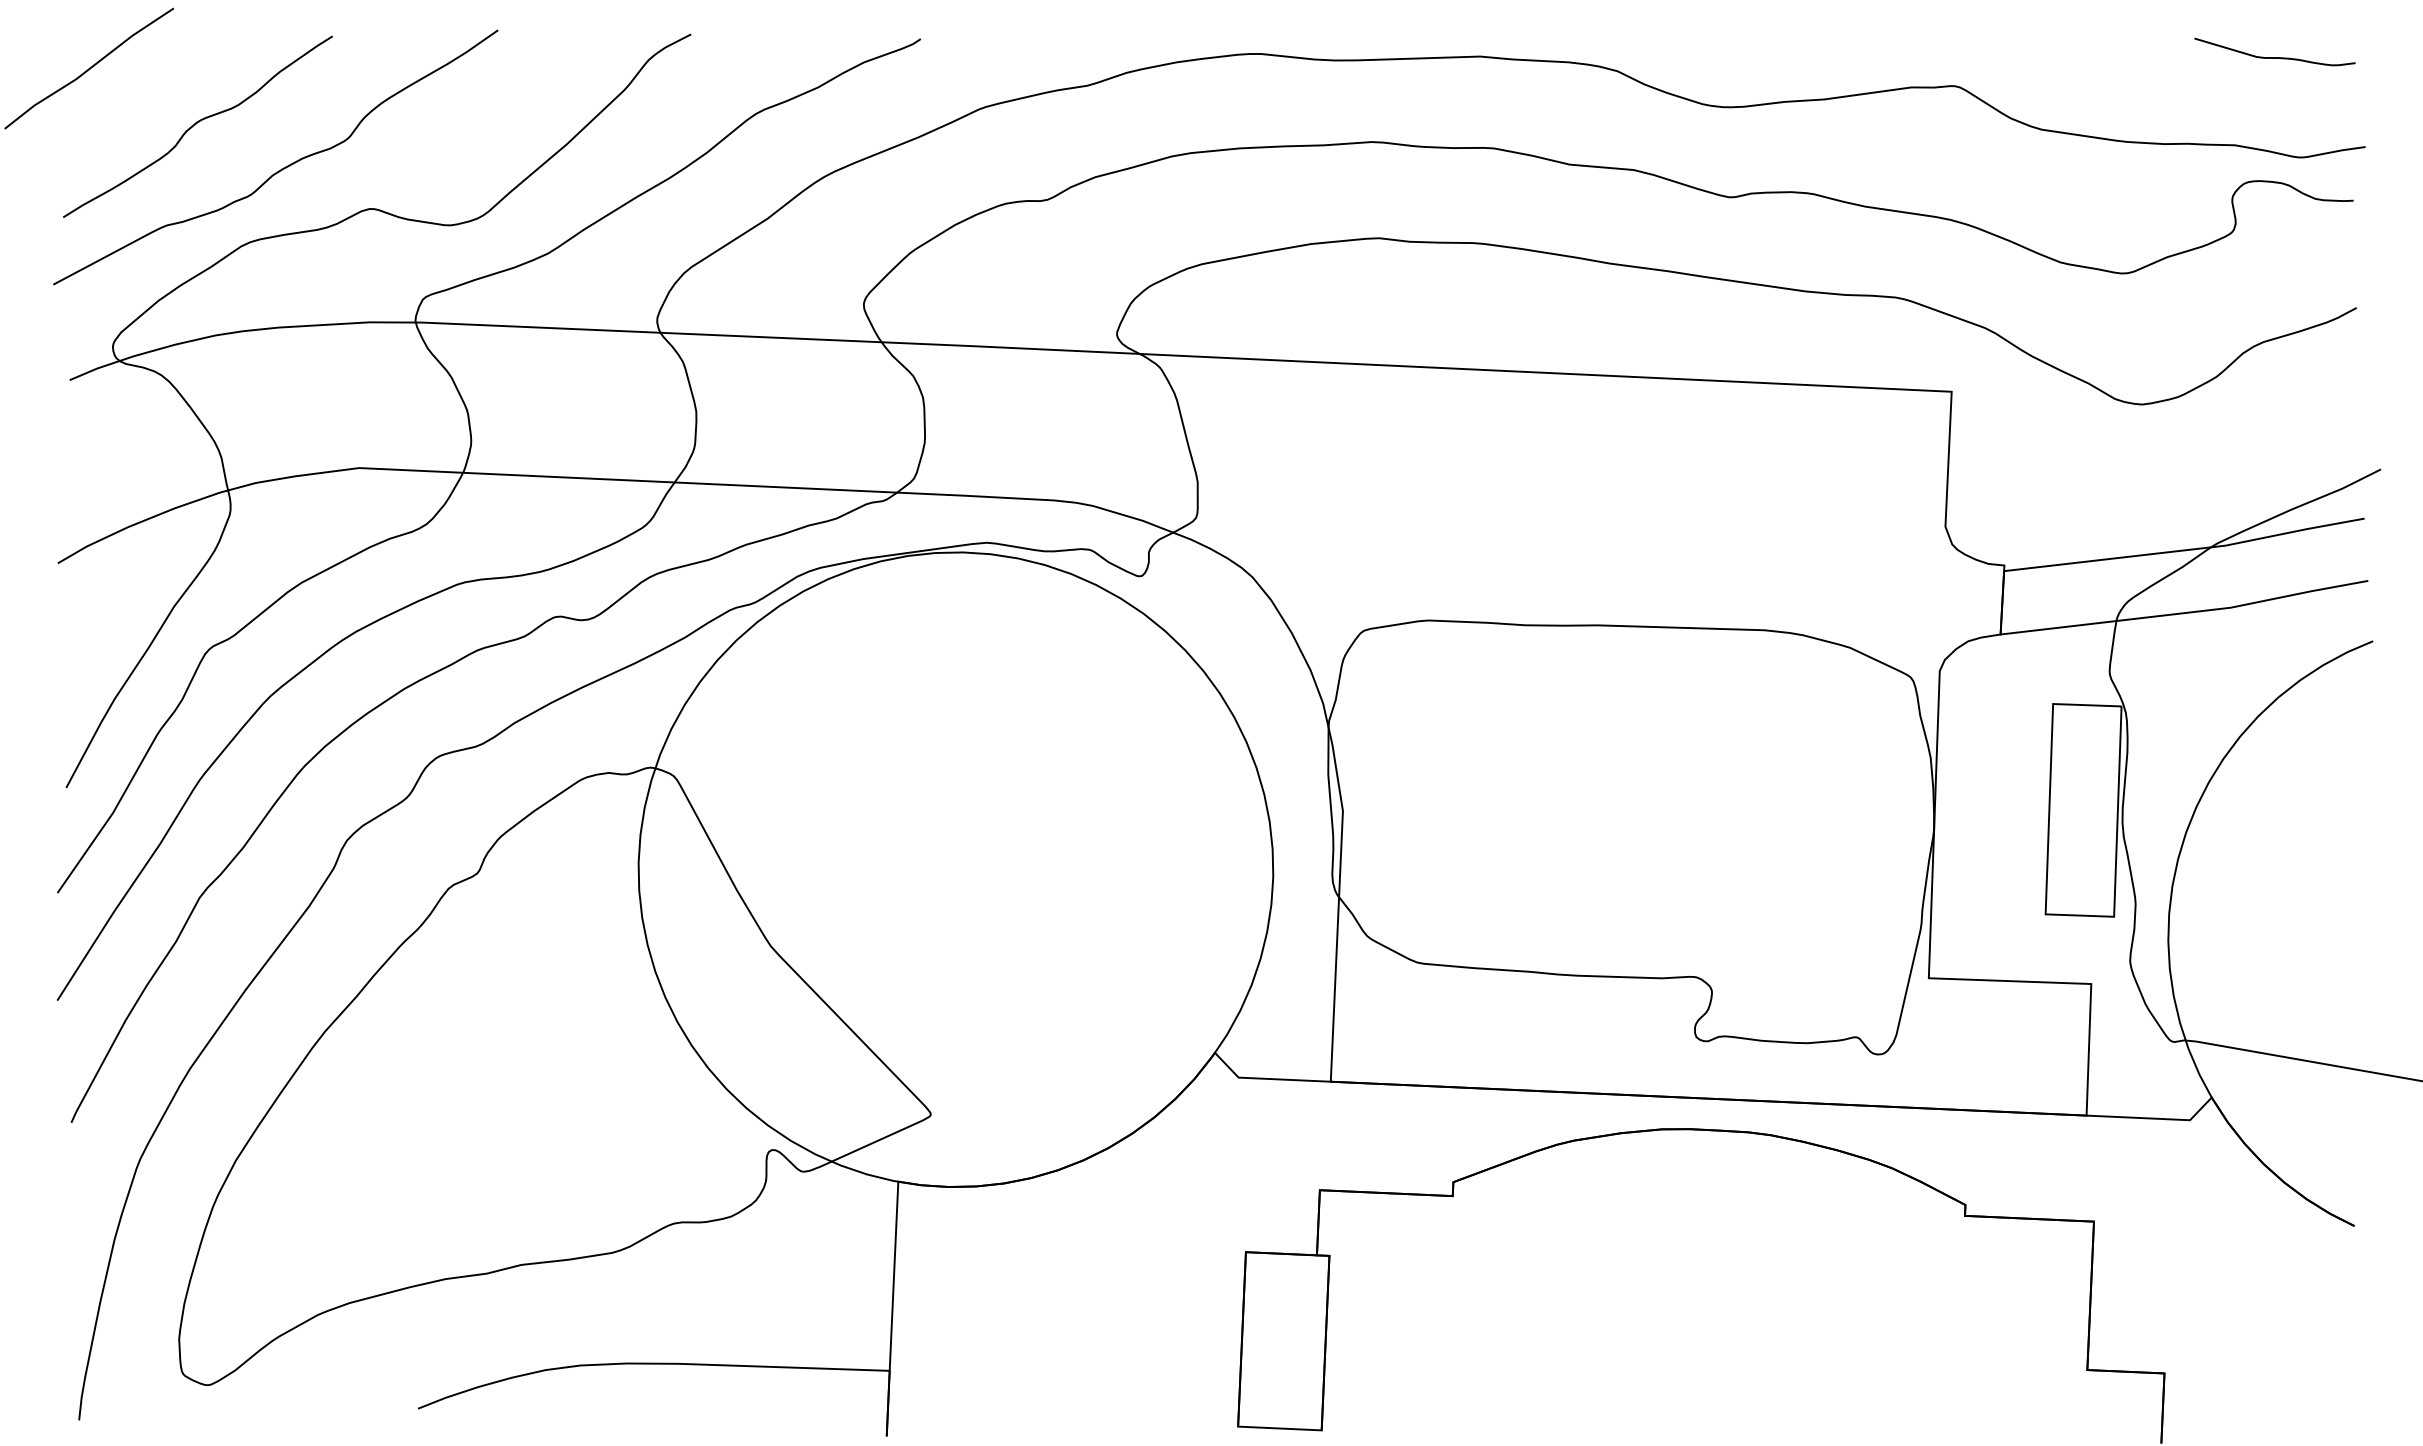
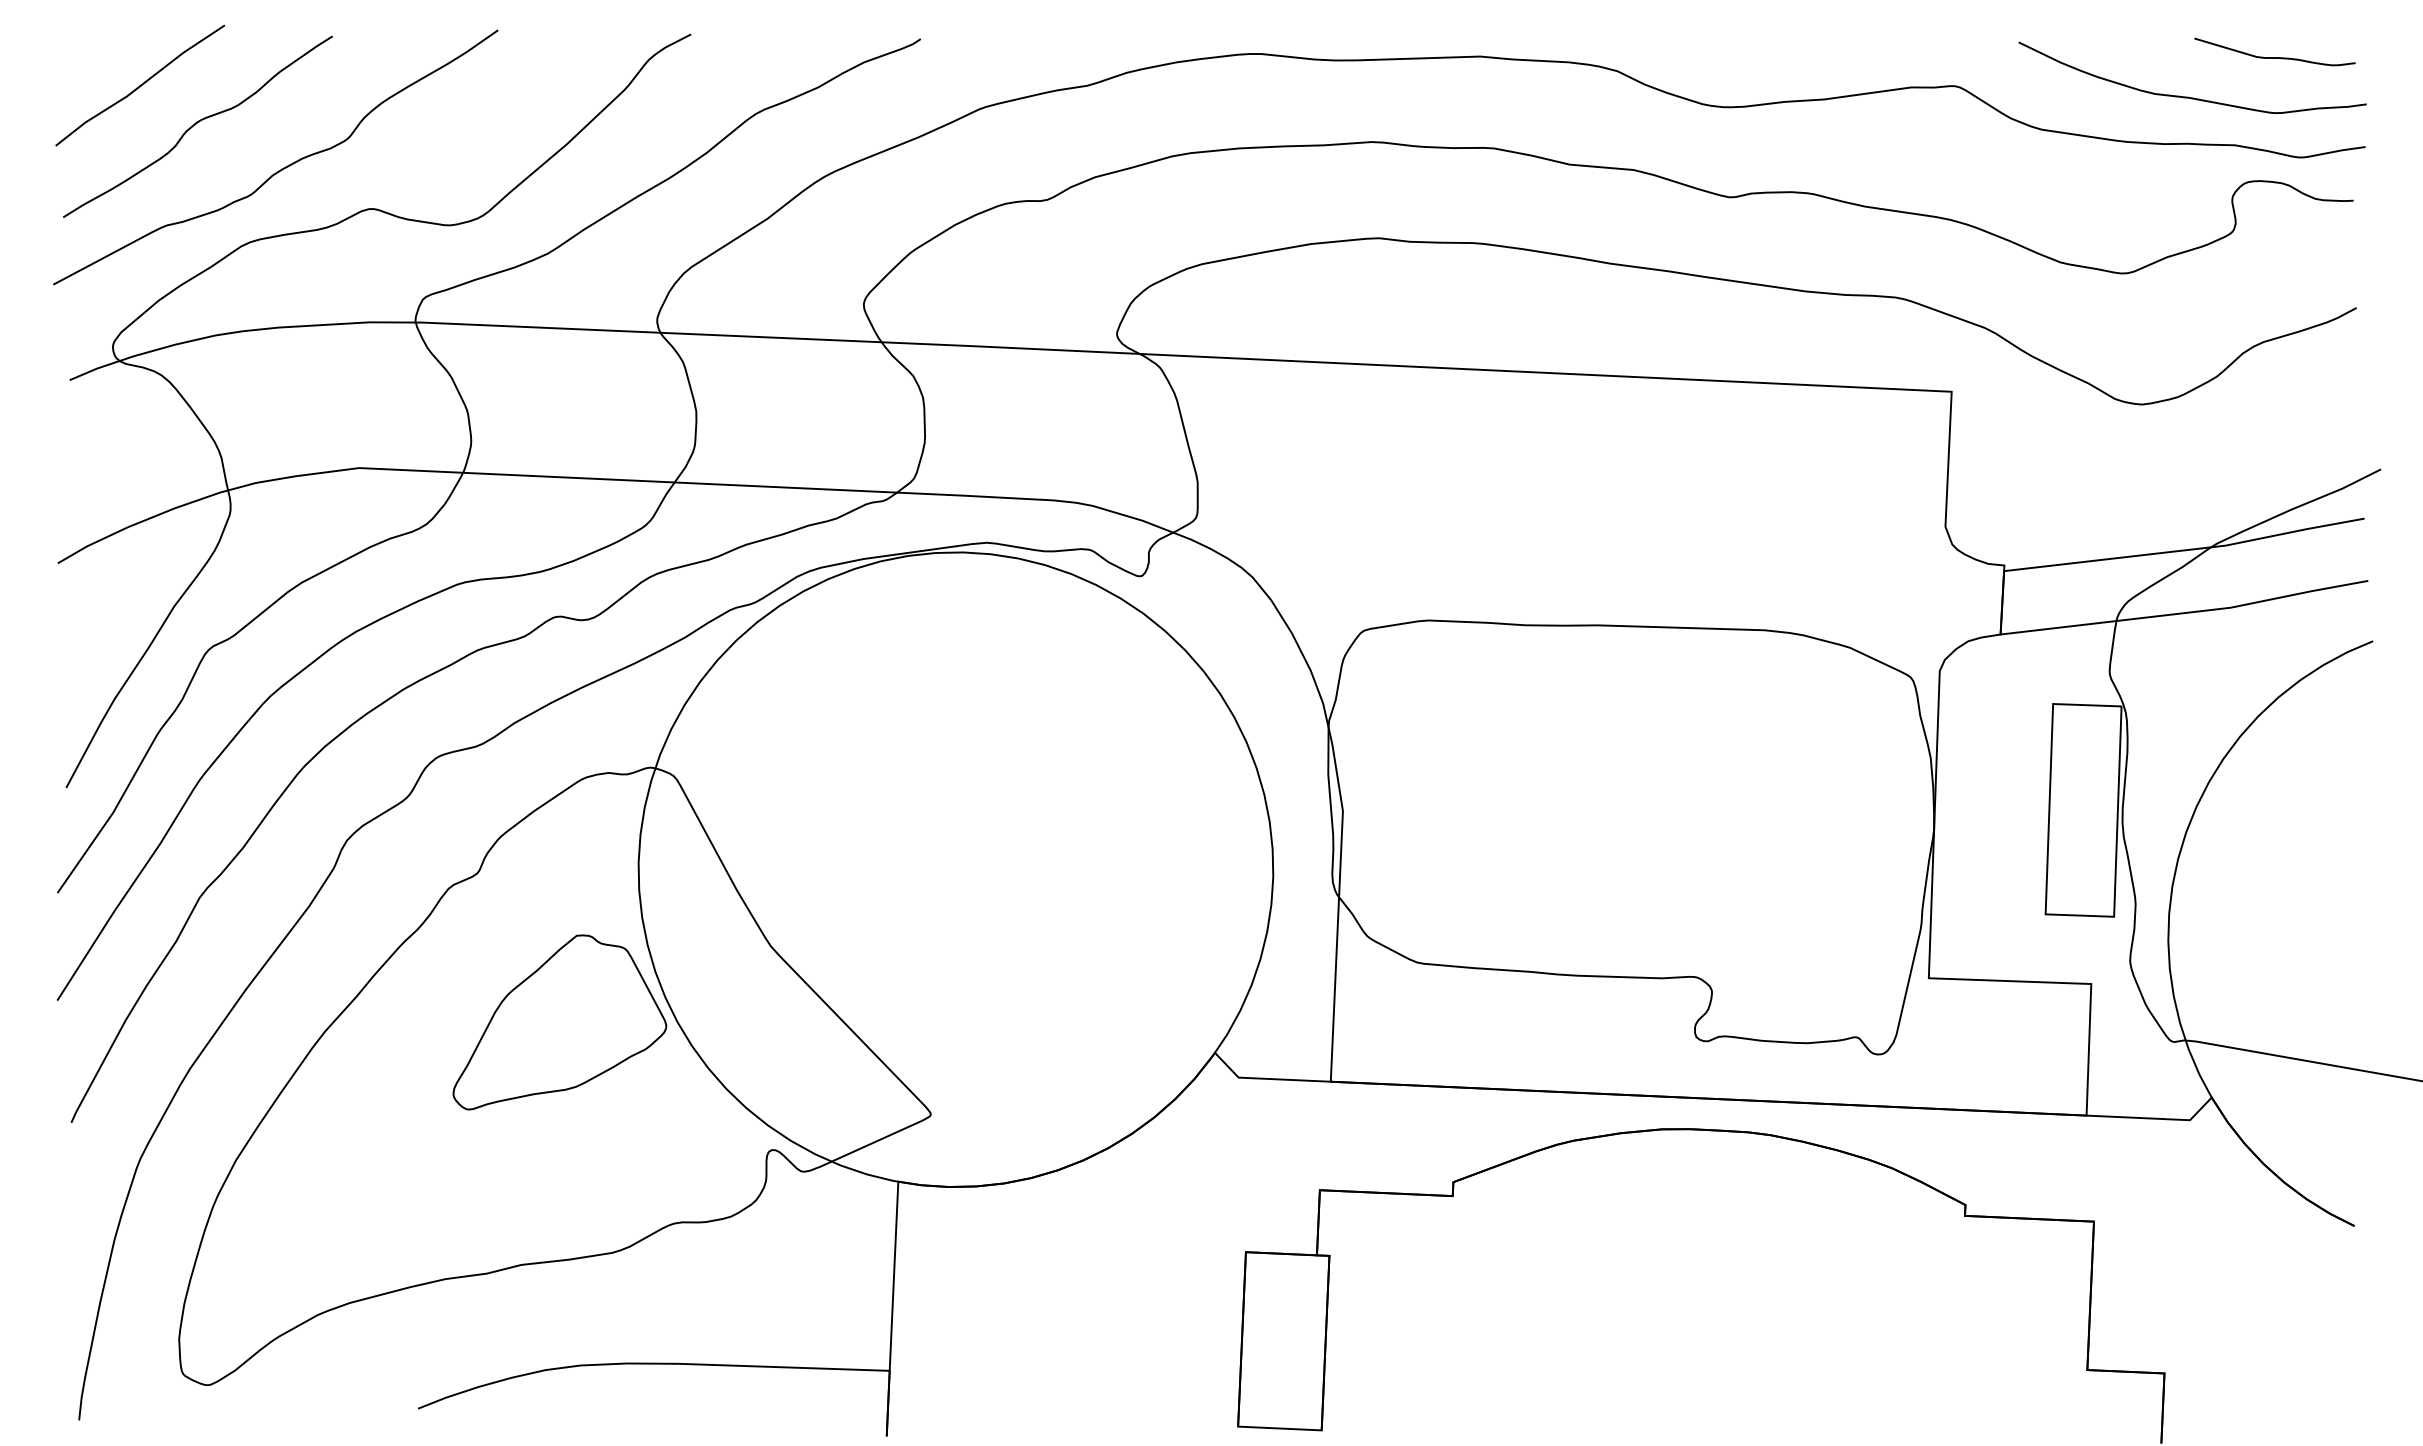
line position: (88, 68) -> (139, 85) (139, 85)
curve: none -> present (2188, 96)
part: none -> present (559, 1022)
